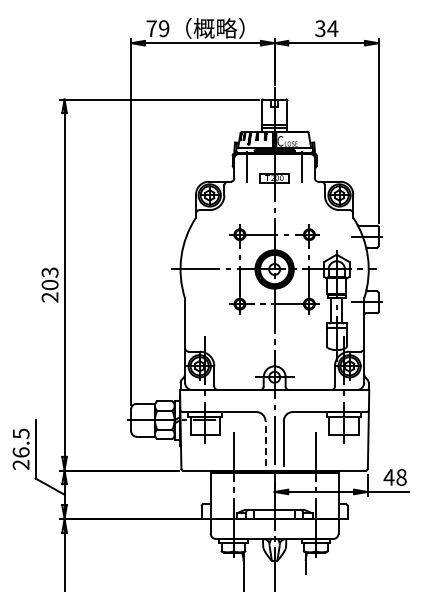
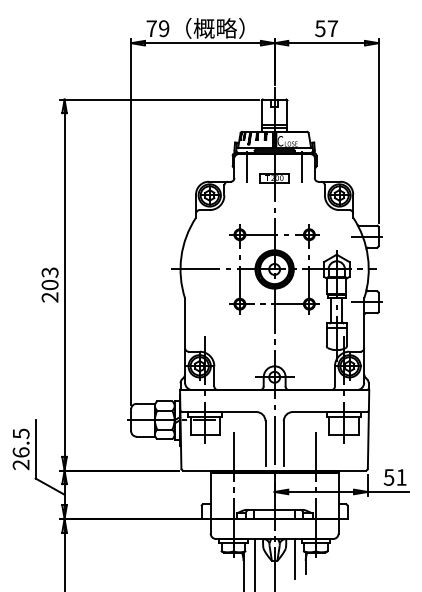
text: 34 -> 57 (326, 28)
line: dashed -> solid (265, 442)
text: 48 -> 51 (394, 477)
line: none -> present (294, 558)
line: none -> present (254, 563)
